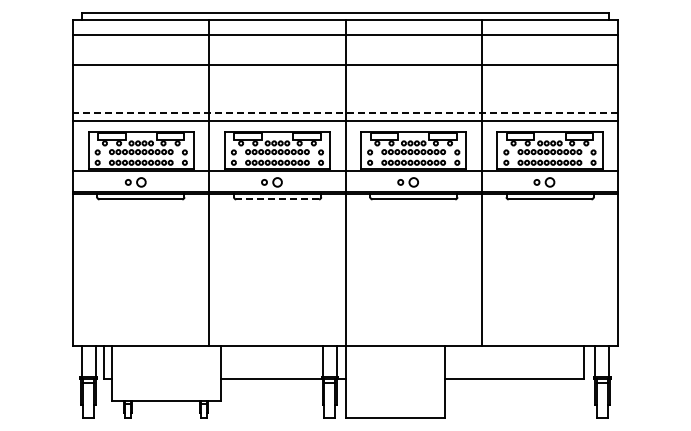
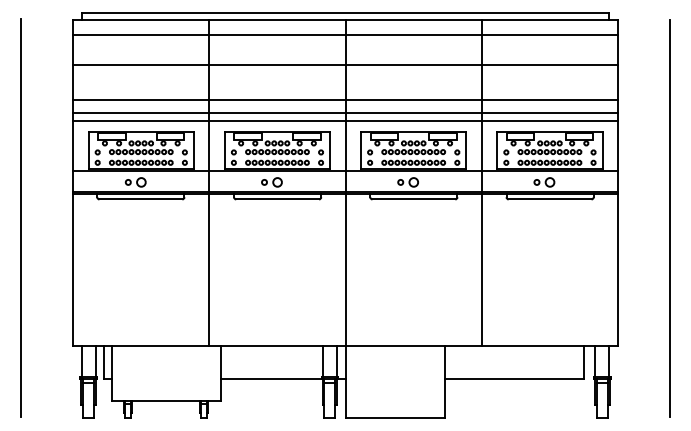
line: none -> present (345, 99)
line: dashed -> solid (345, 113)
line: dashed -> solid (277, 199)
line: none -> present (20, 217)
line: none -> present (670, 218)
